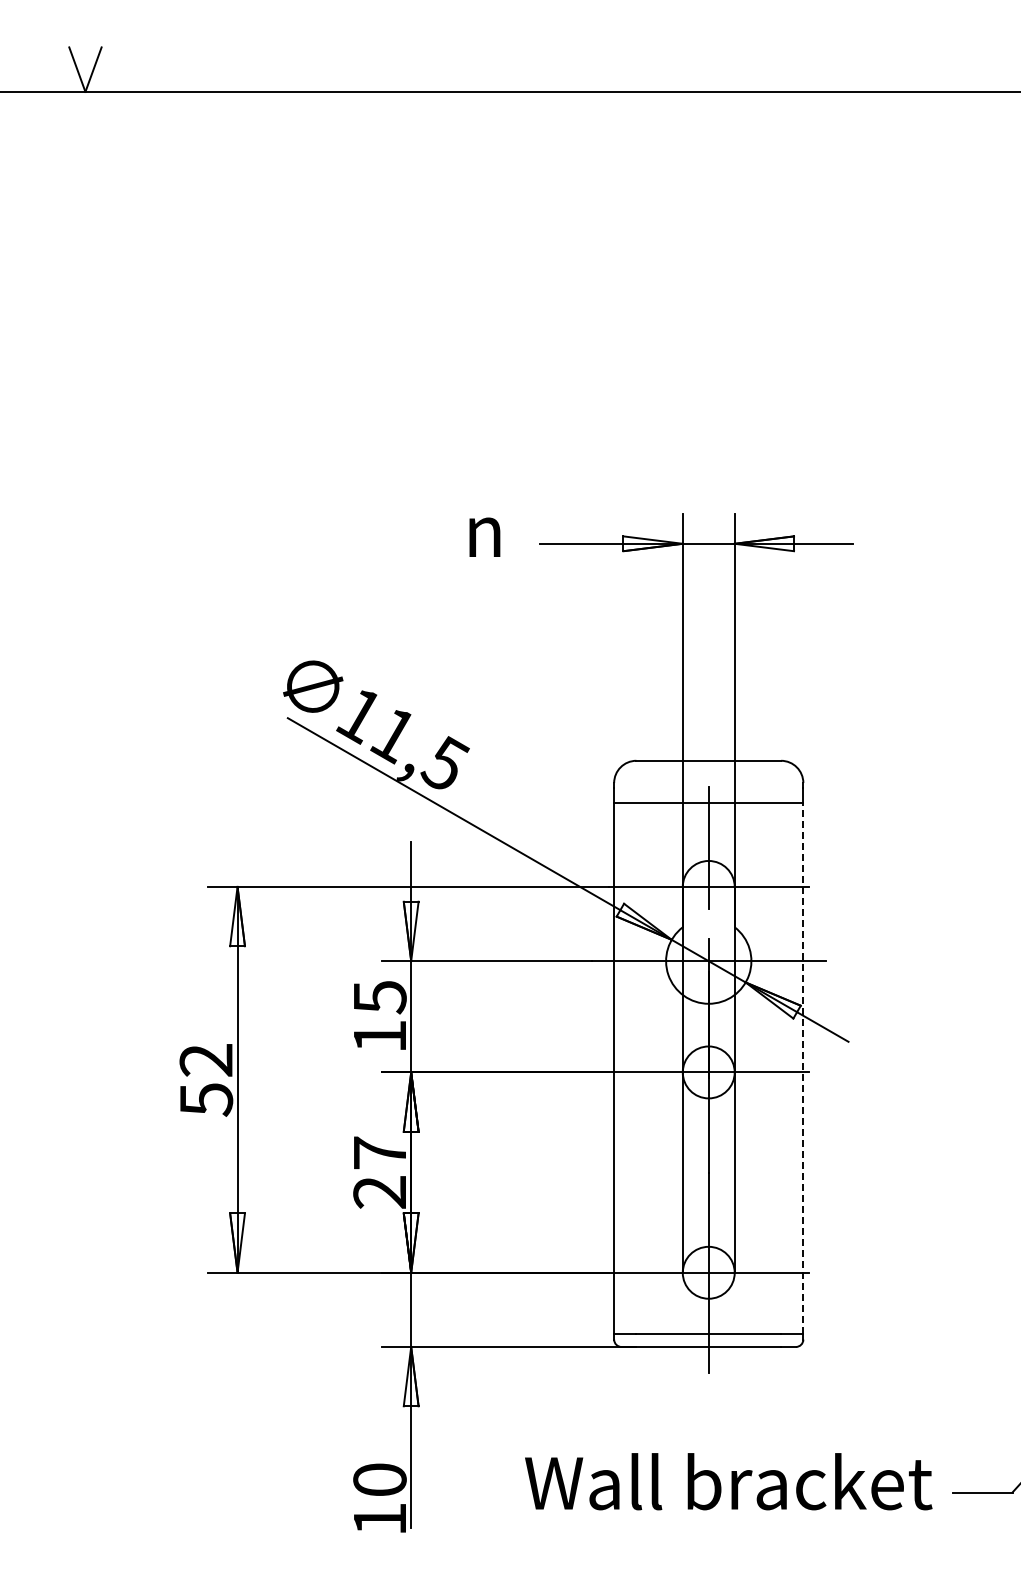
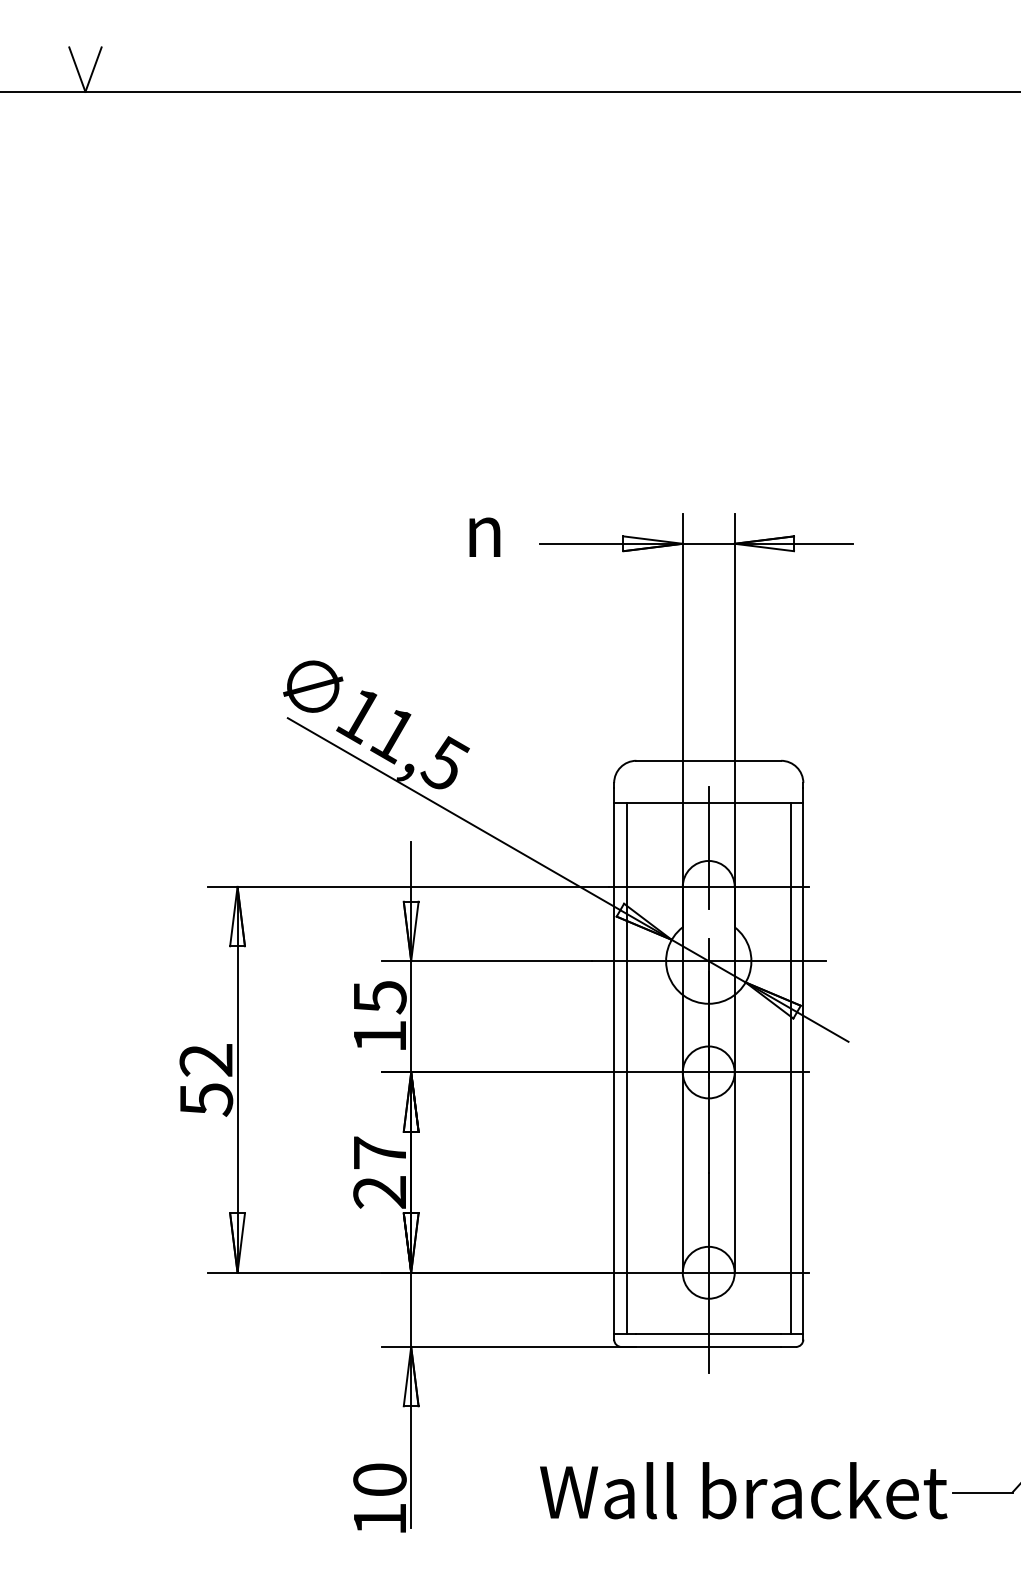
line: none -> present (626, 1068)
line: none -> present (790, 1068)
line: dashed -> solid (803, 1068)
text position: (728, 1481) -> (743, 1490) (743, 1490)
